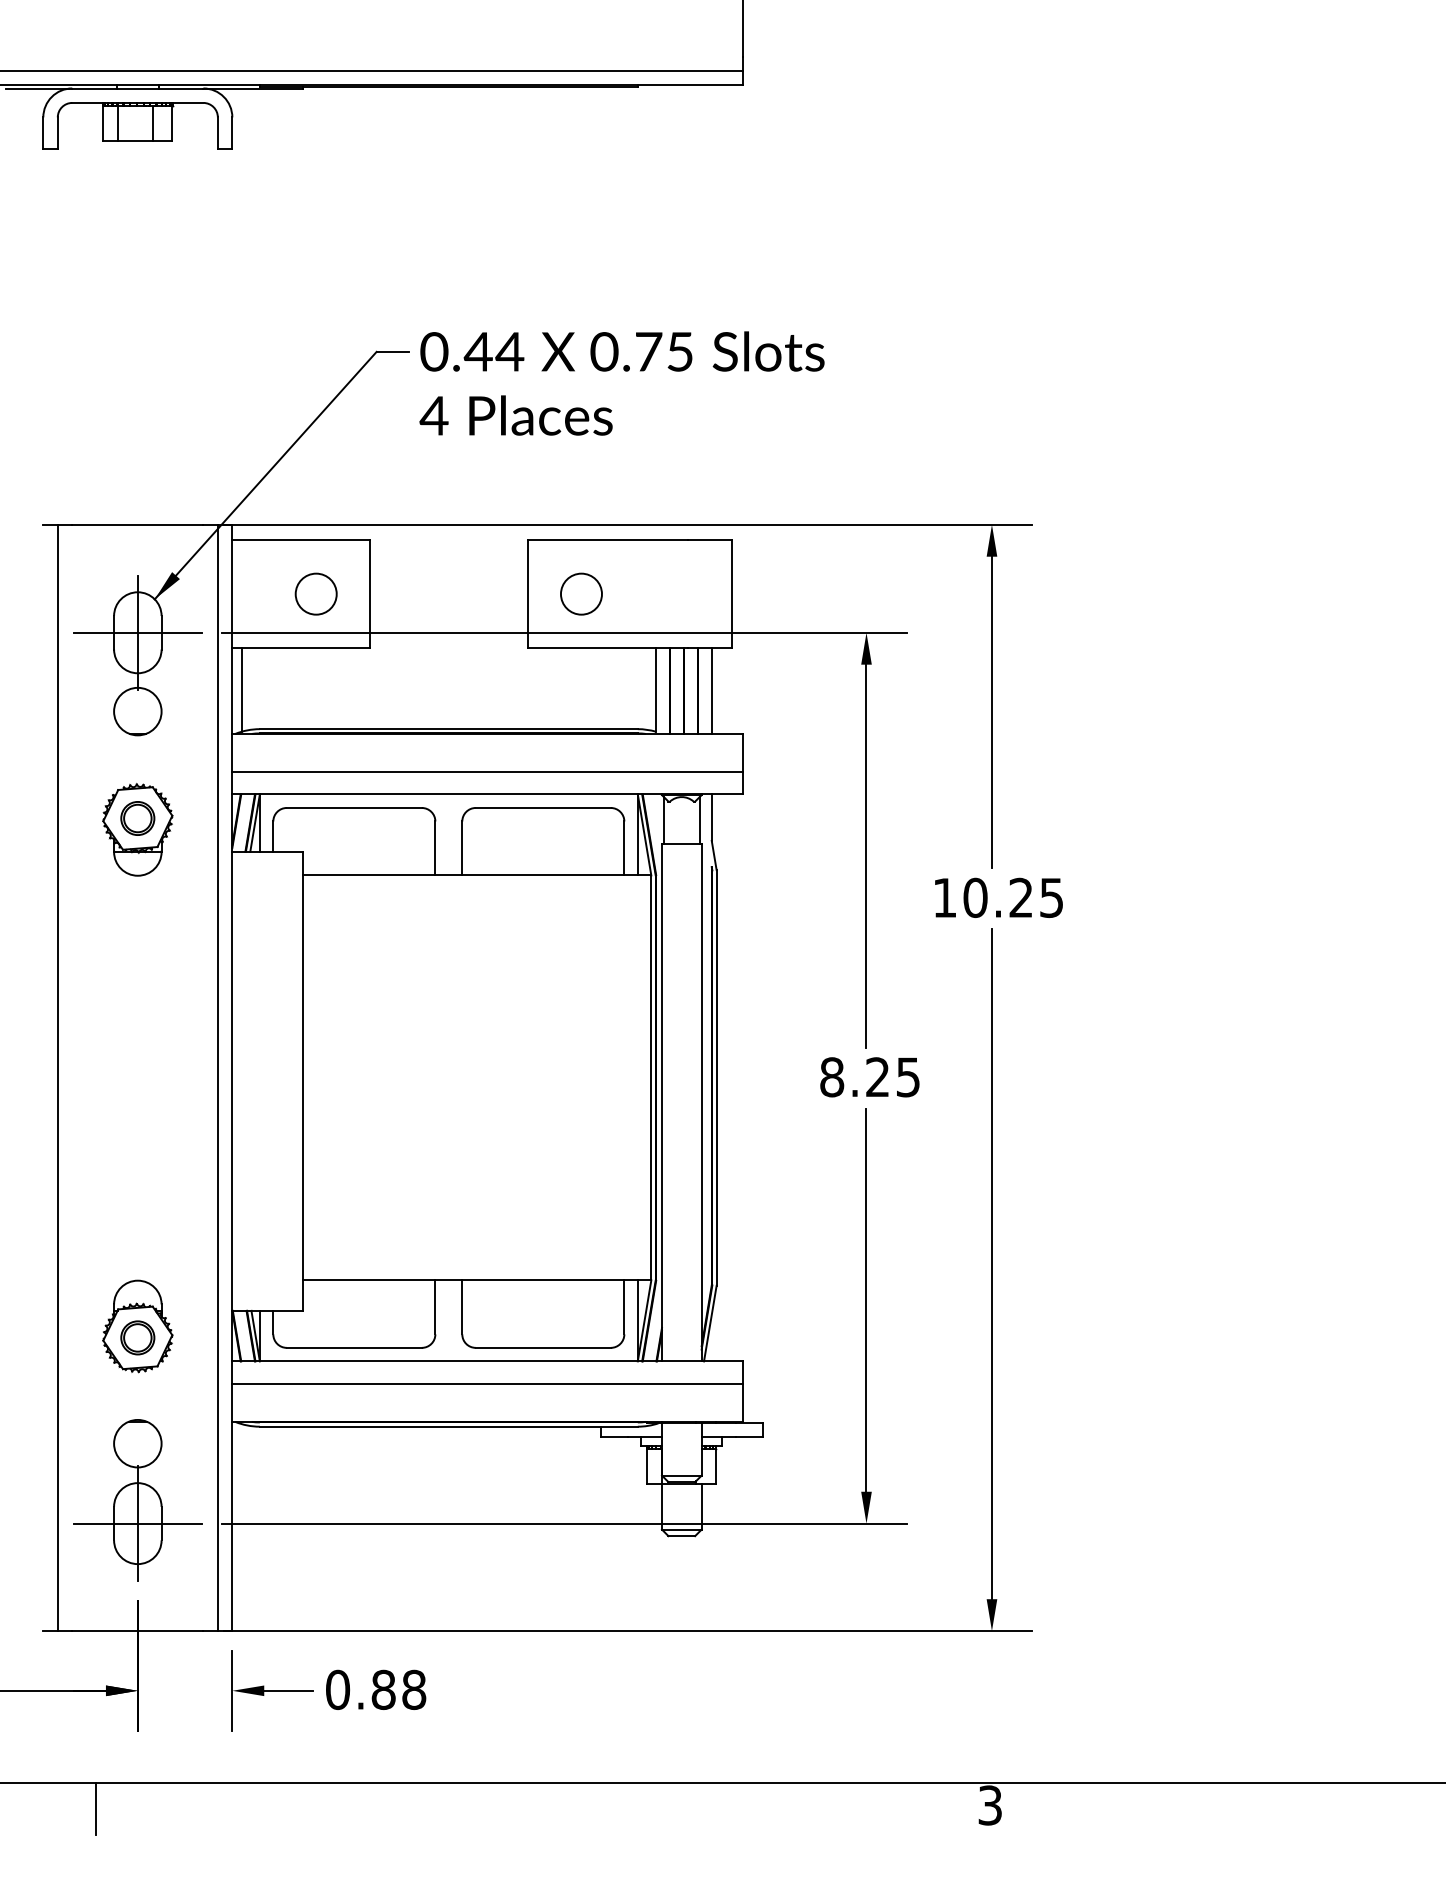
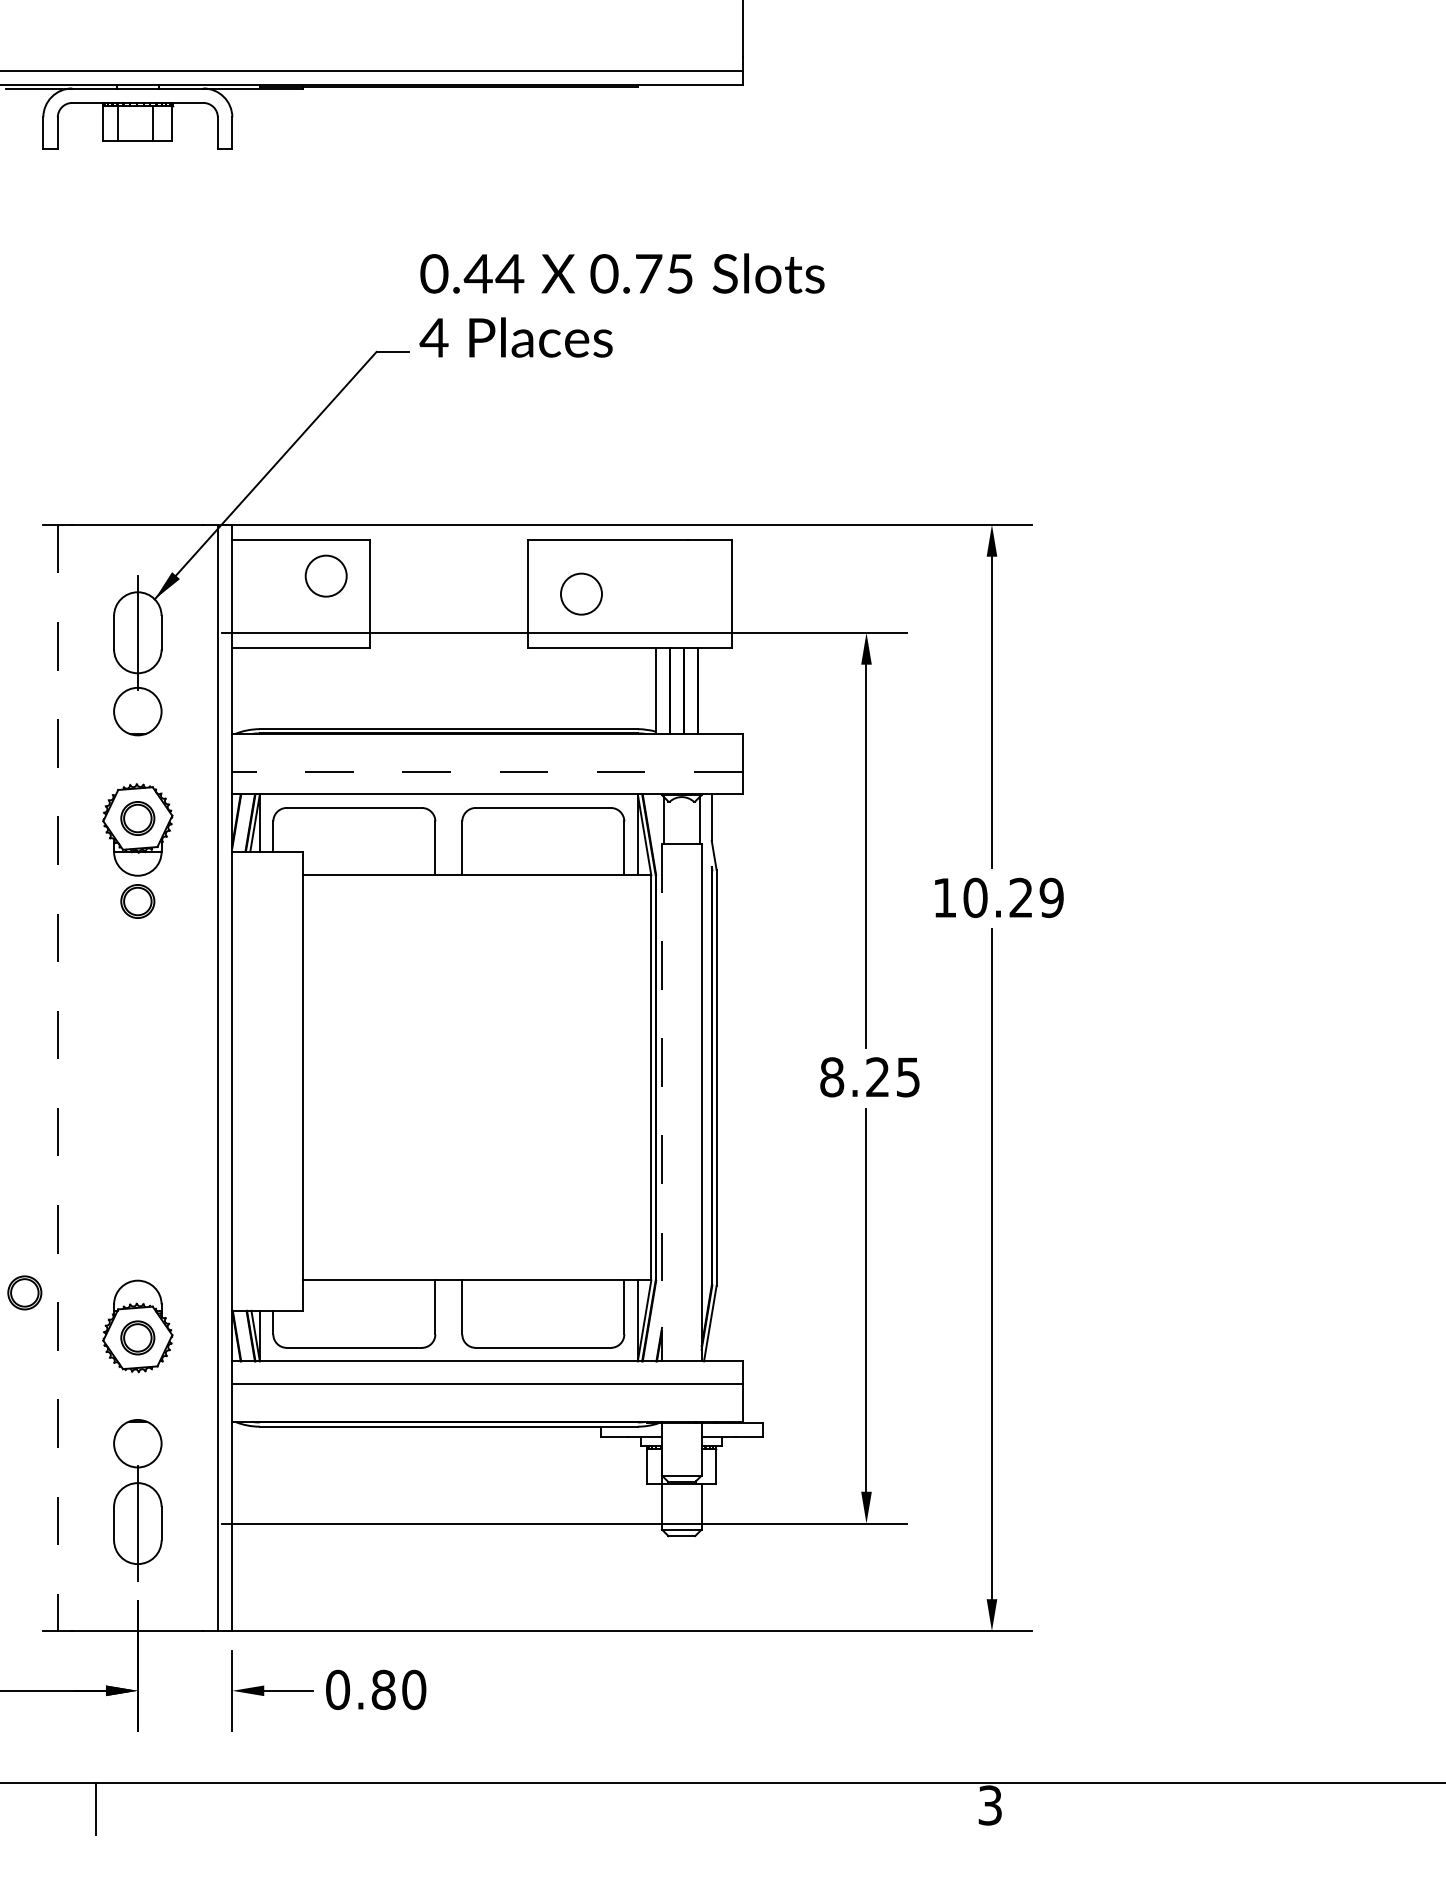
text position: (621, 383) -> (621, 305) (621, 305)
circle position: (315, 593) -> (325, 575) (325, 575)
line: present -> none (137, 632)
line: present -> none (241, 689)
line: present -> none (711, 691)
line: solid -> dashed (486, 772)
text: 10.25 -> 10.29 (1051, 897)
part: none -> present (137, 901)
line: solid -> dashed (57, 1078)
line: solid -> dashed (662, 1102)
part: none -> present (24, 1292)
line: present -> none (137, 1523)
text: 0.88 -> 0.80 (414, 1689)
